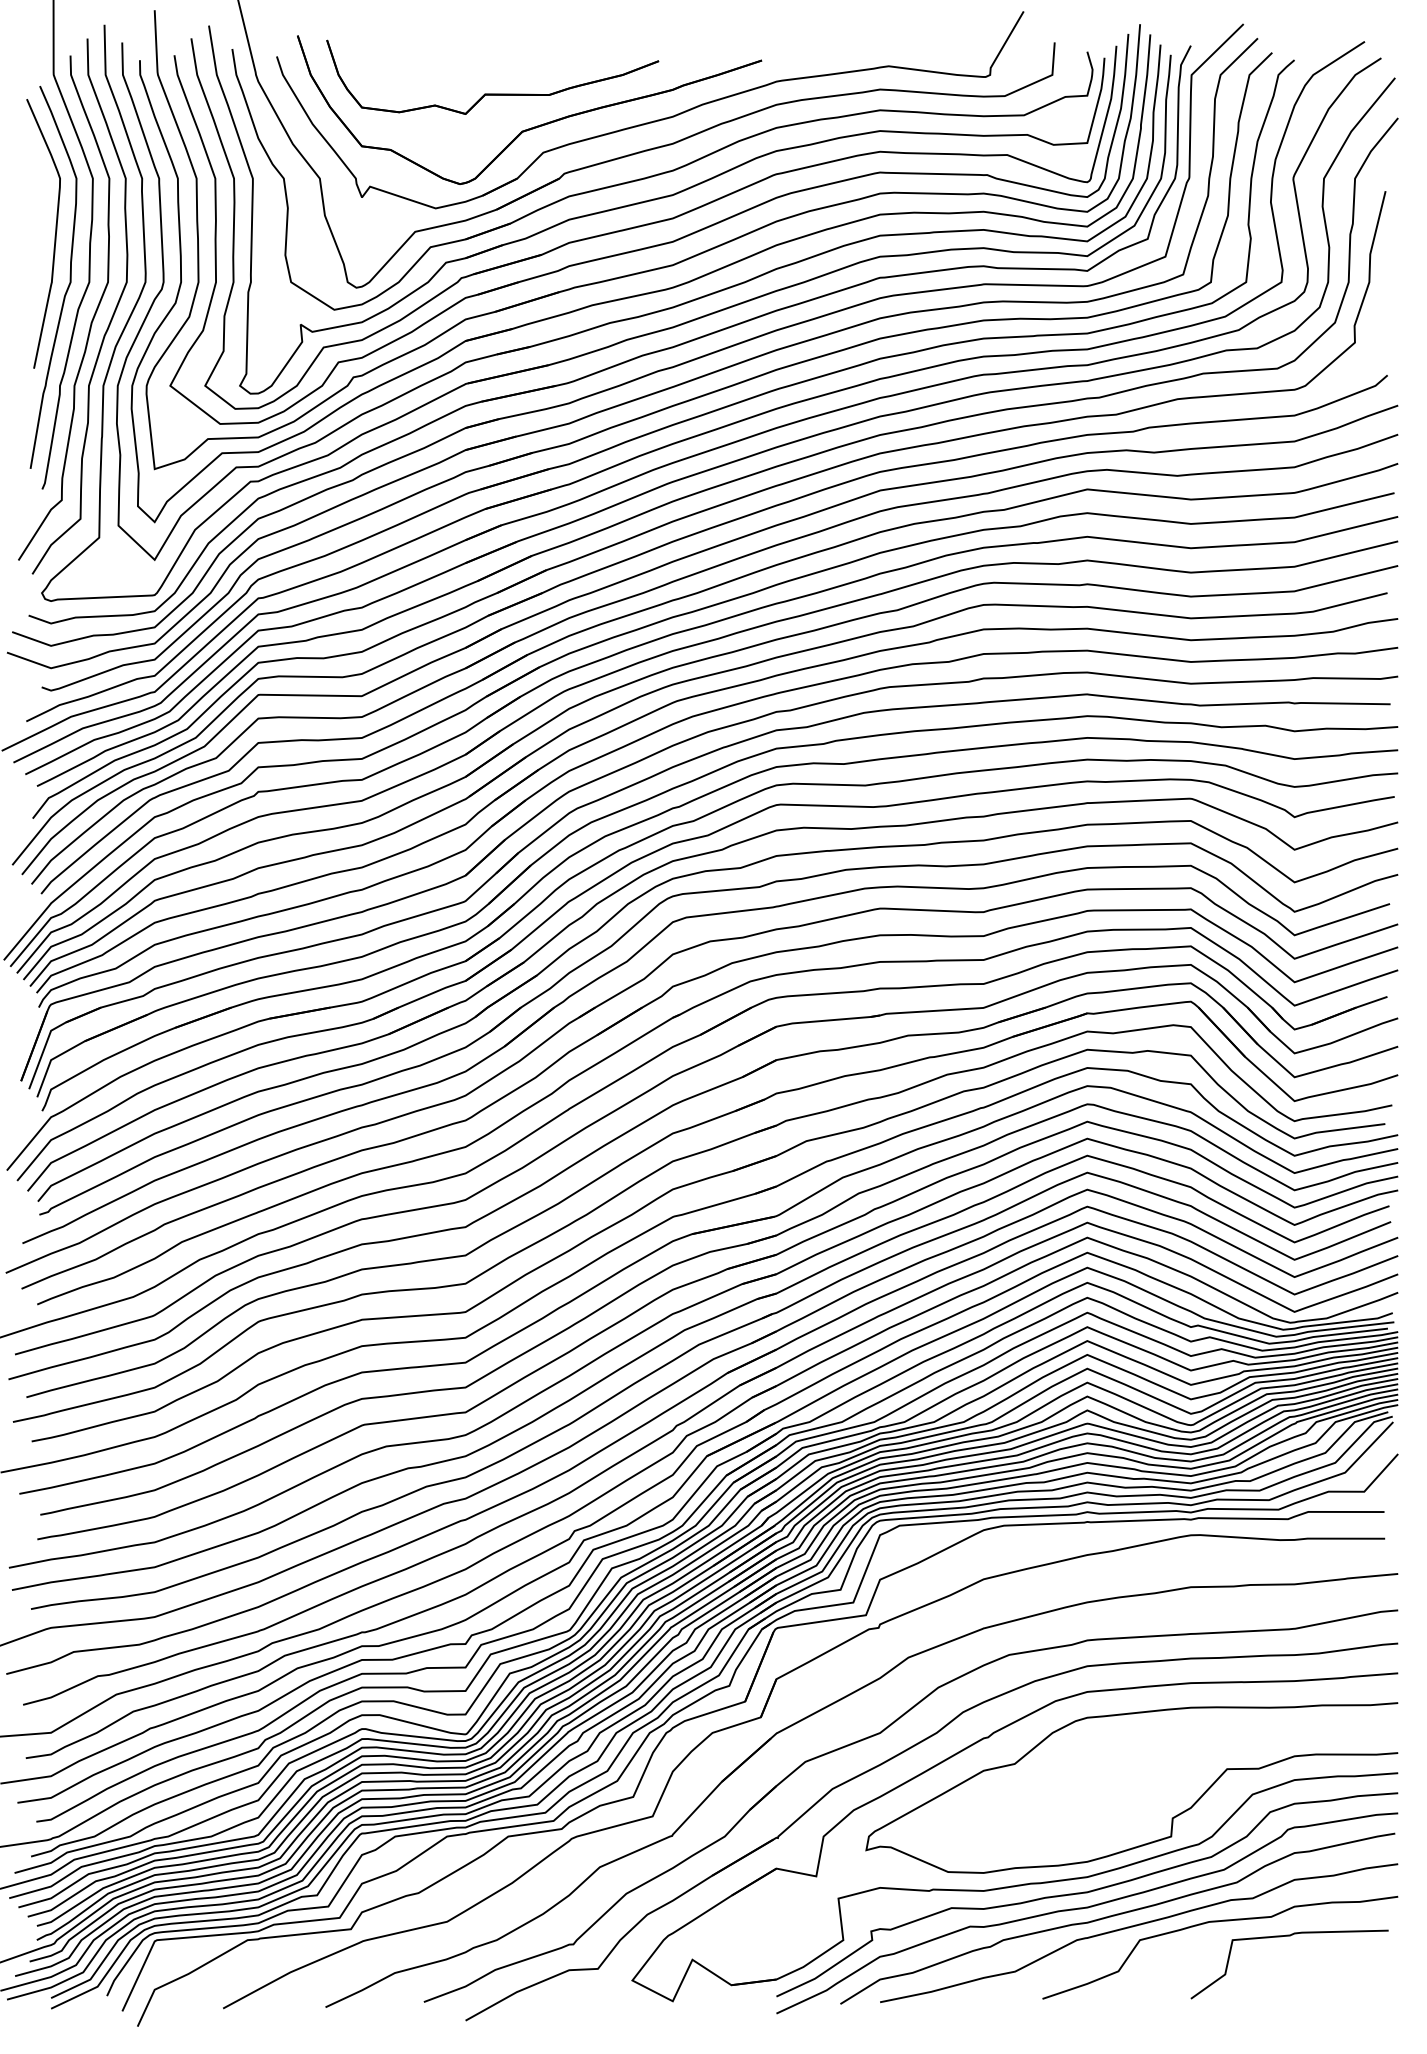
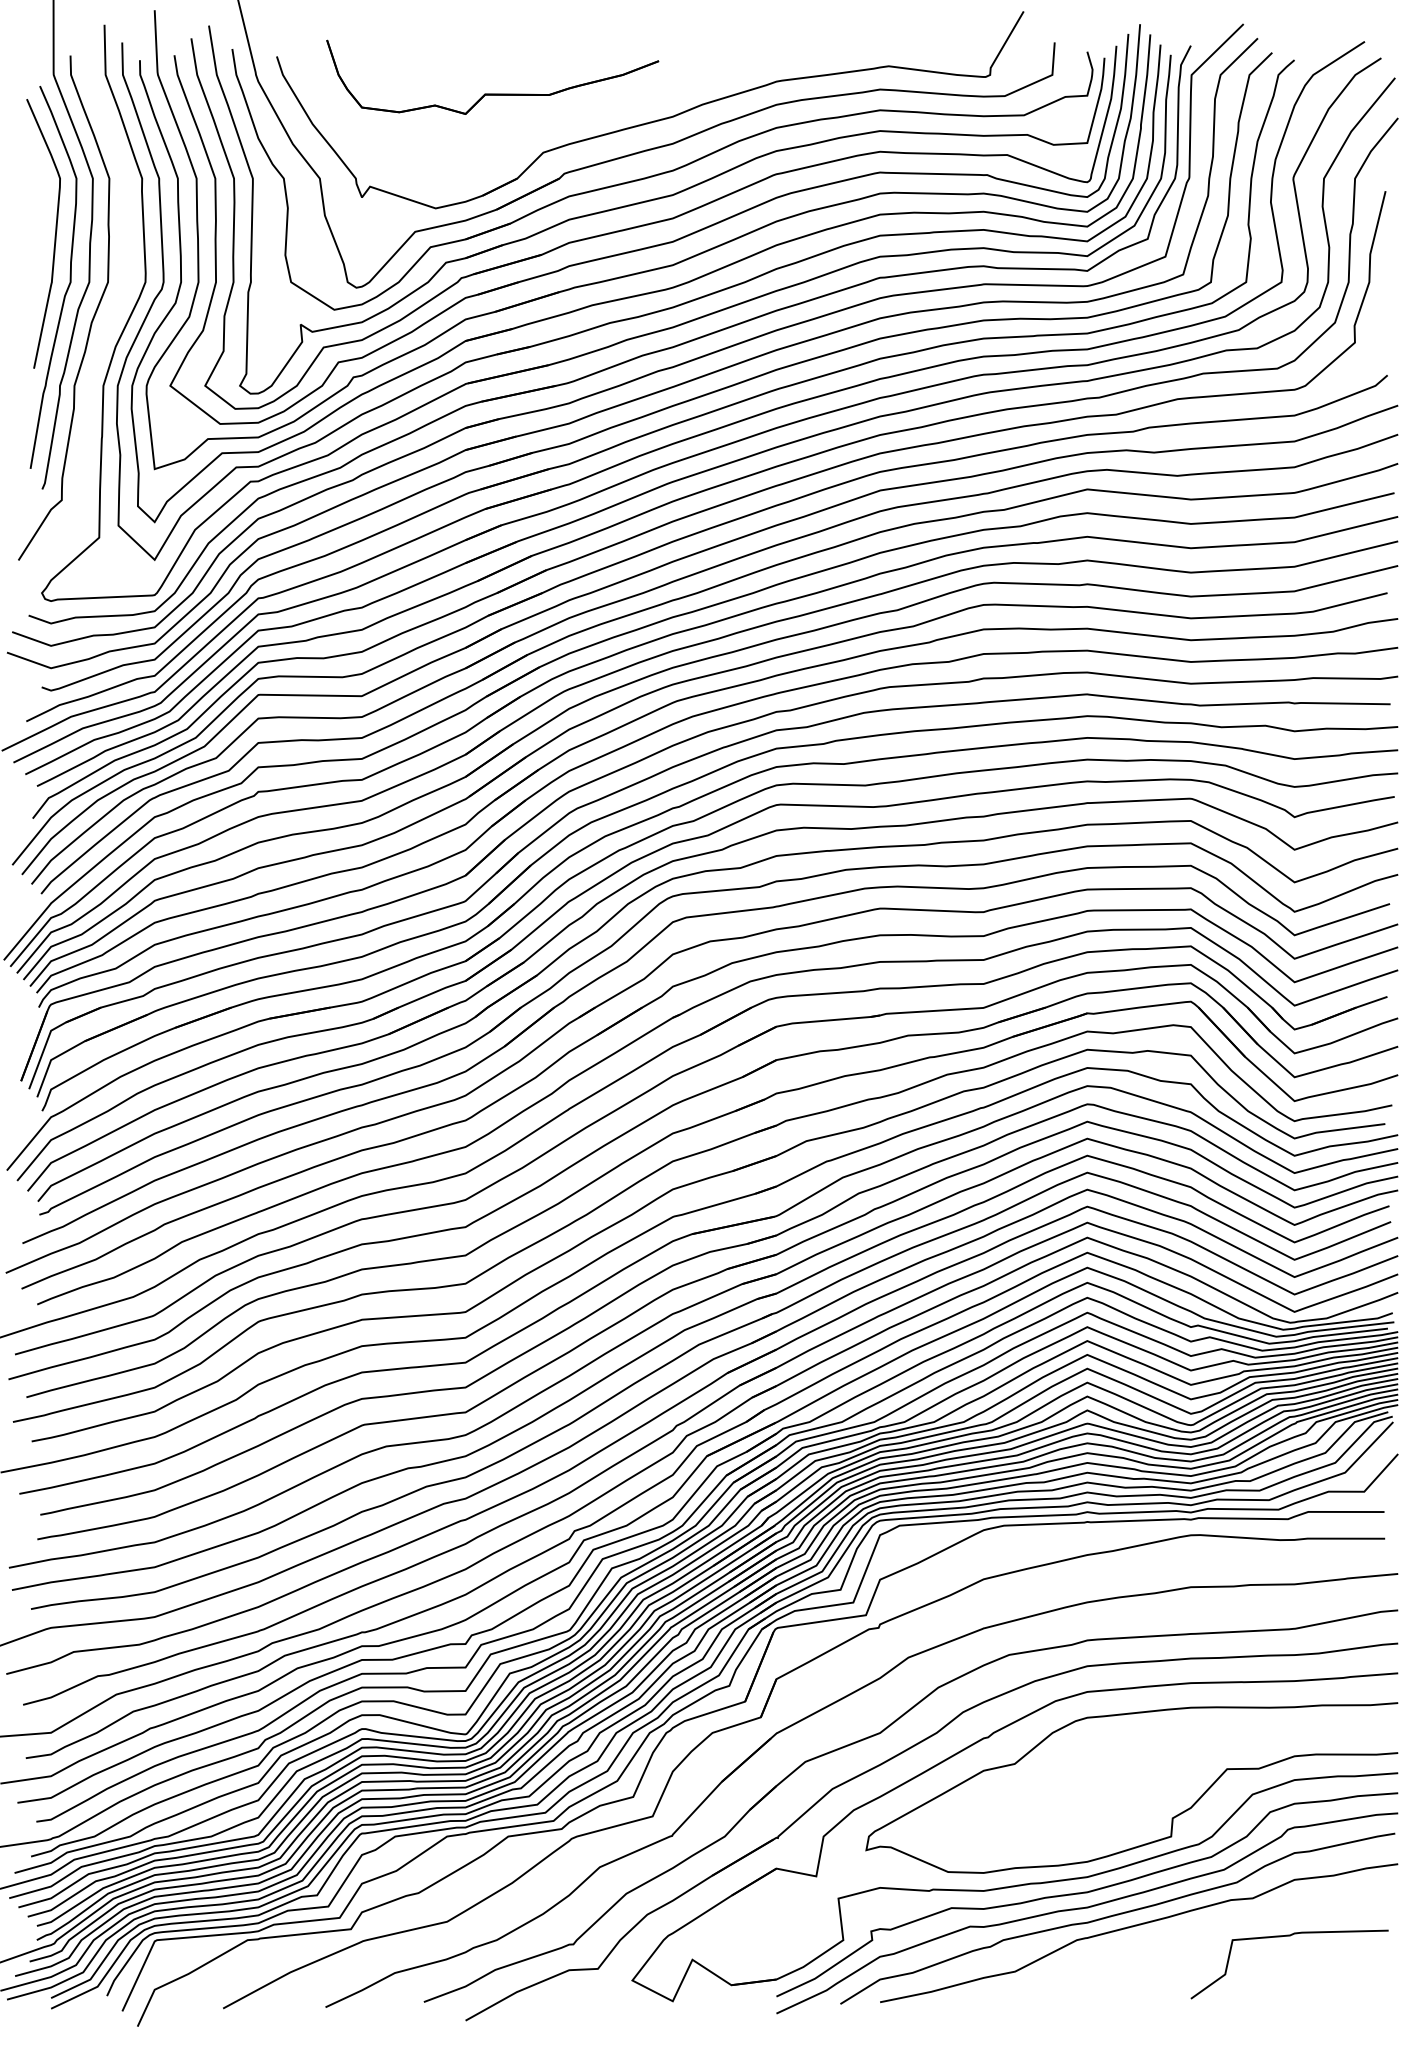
part: present -> none (534, 126)
curve: present -> none (111, 316)
curve: present -> none (1218, 1922)
